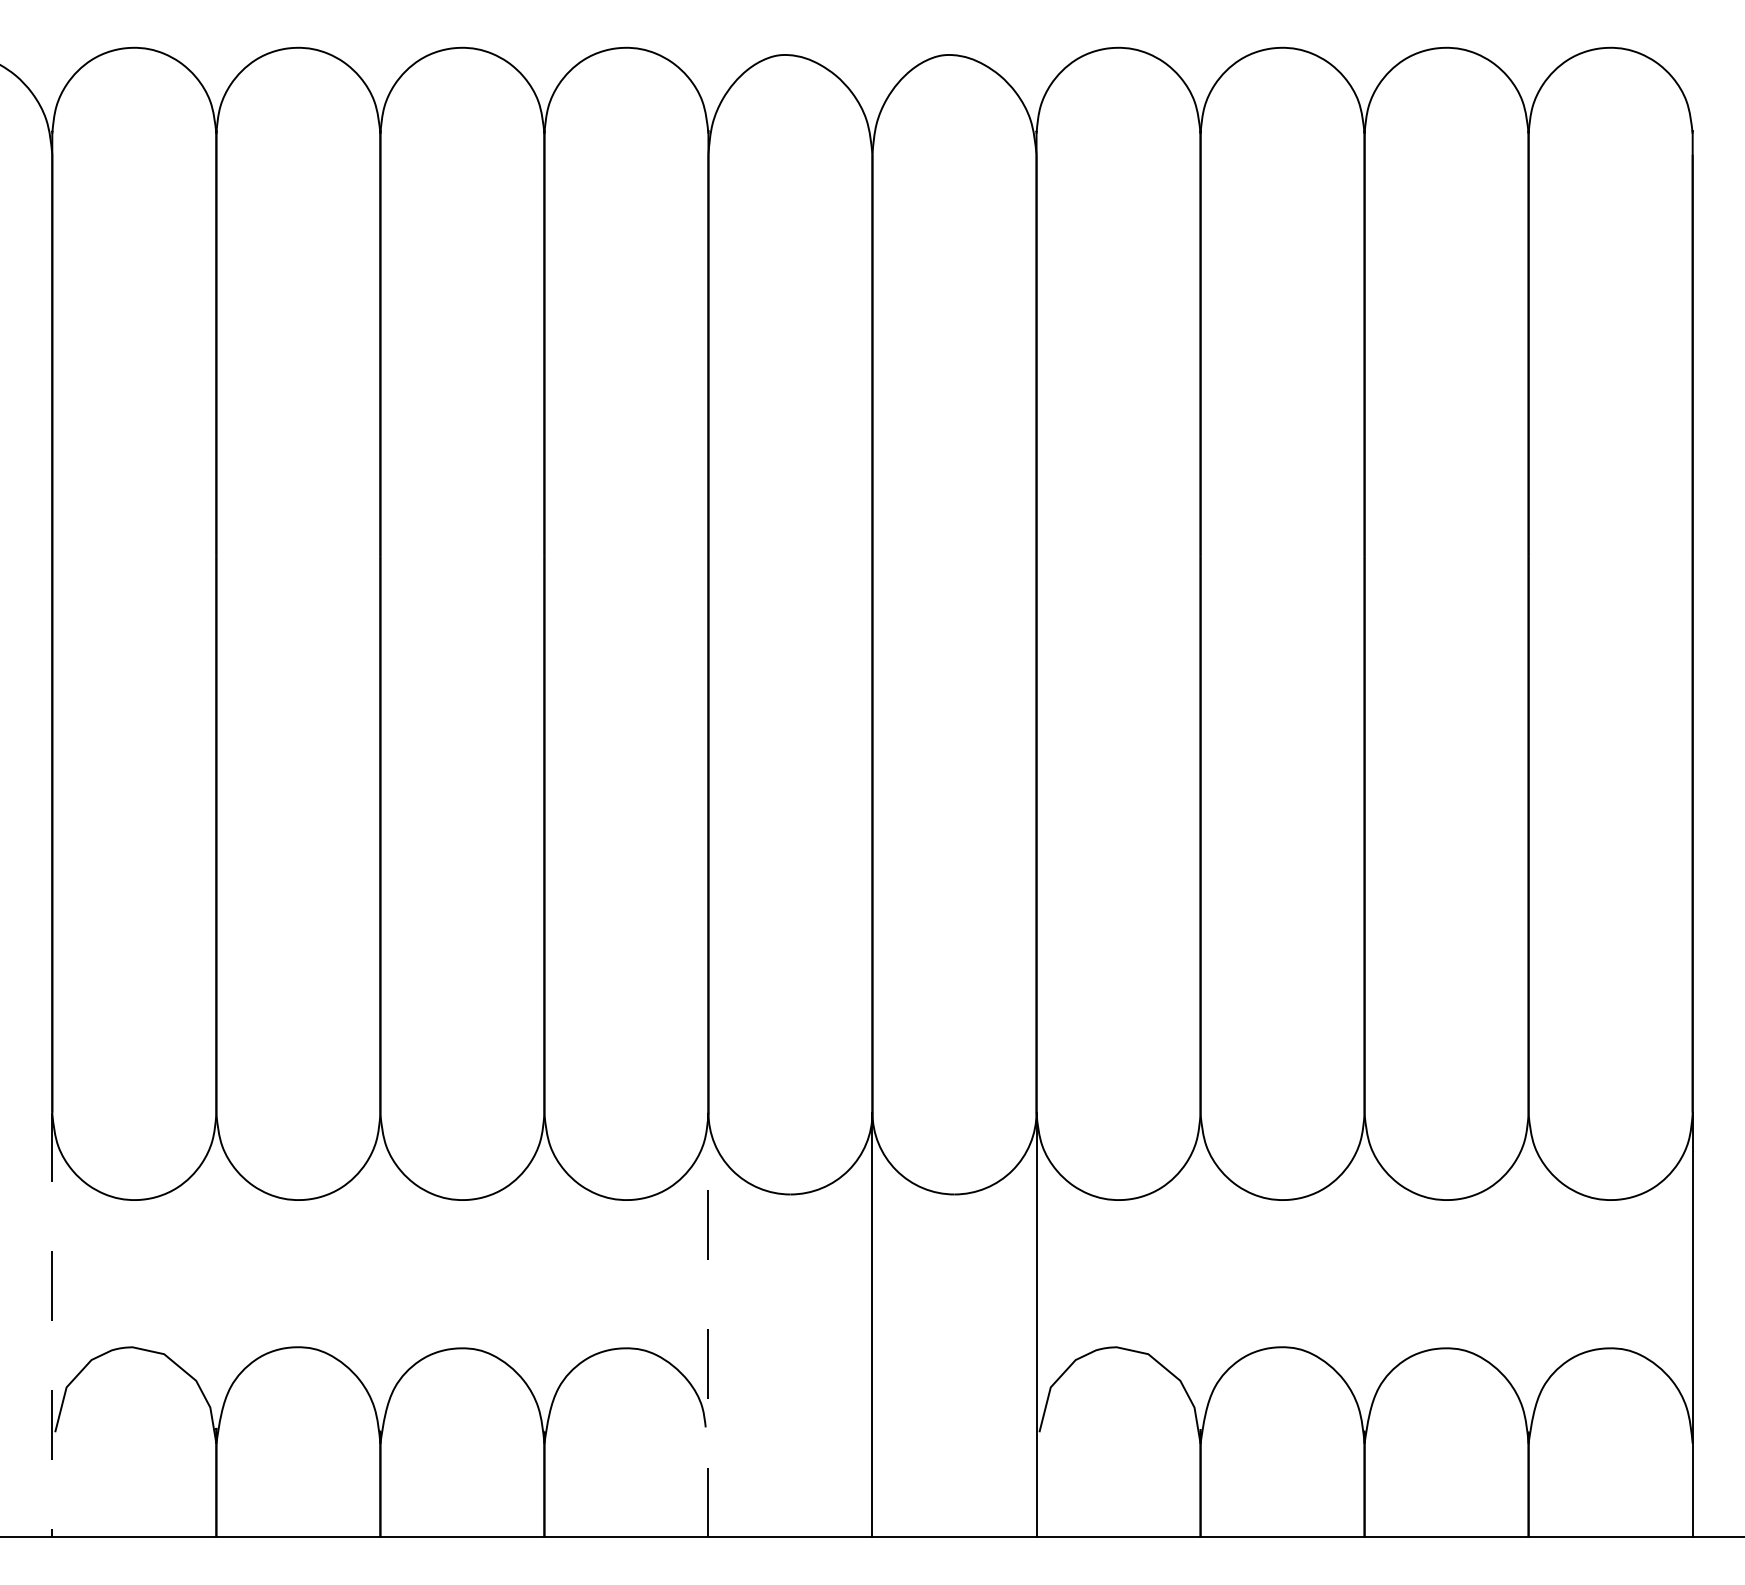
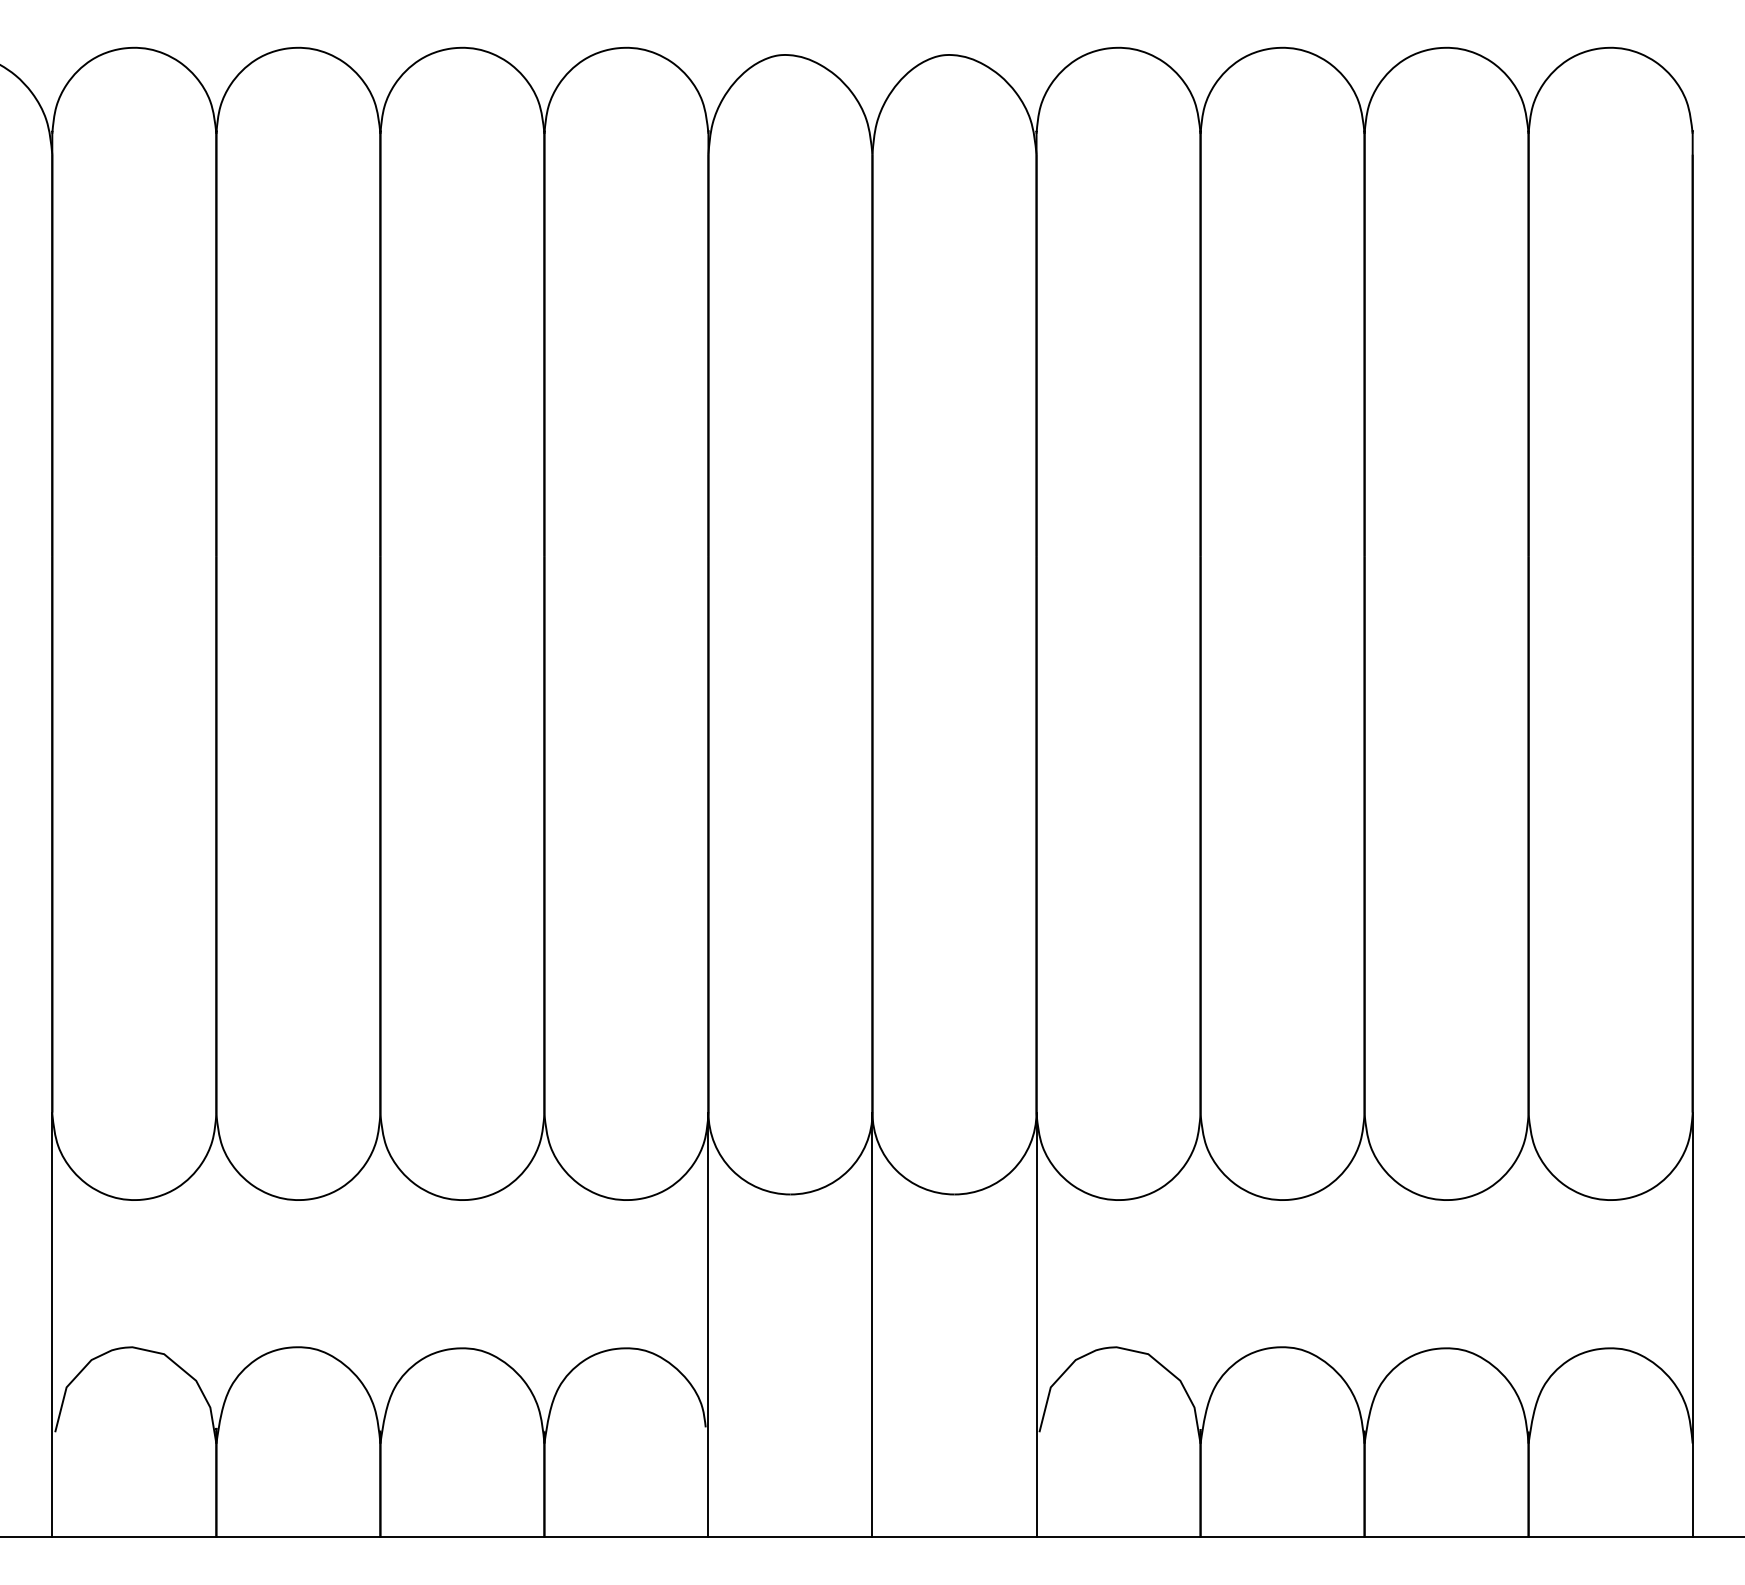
line: dashed -> solid (708, 1324)
line: dashed -> solid (52, 1325)
